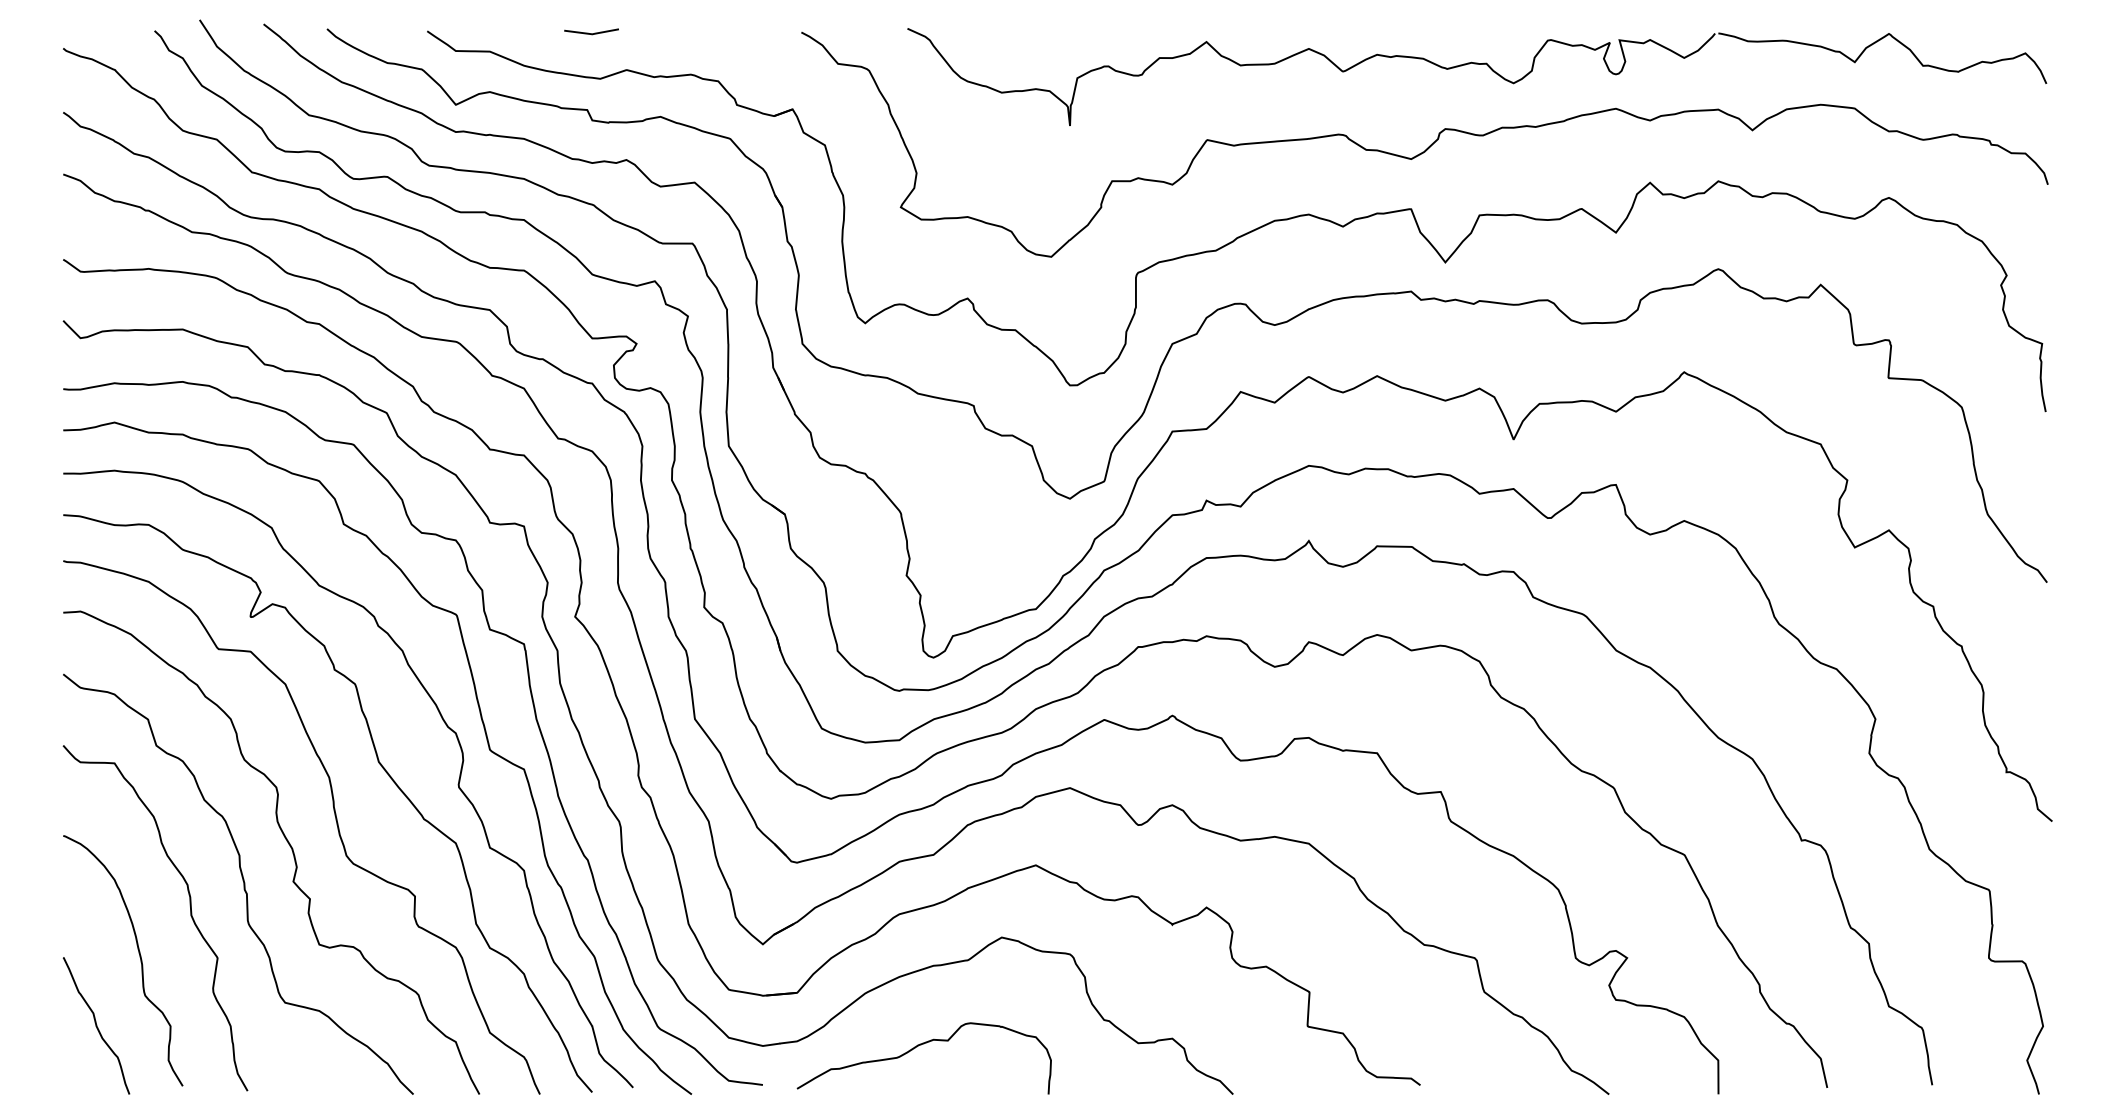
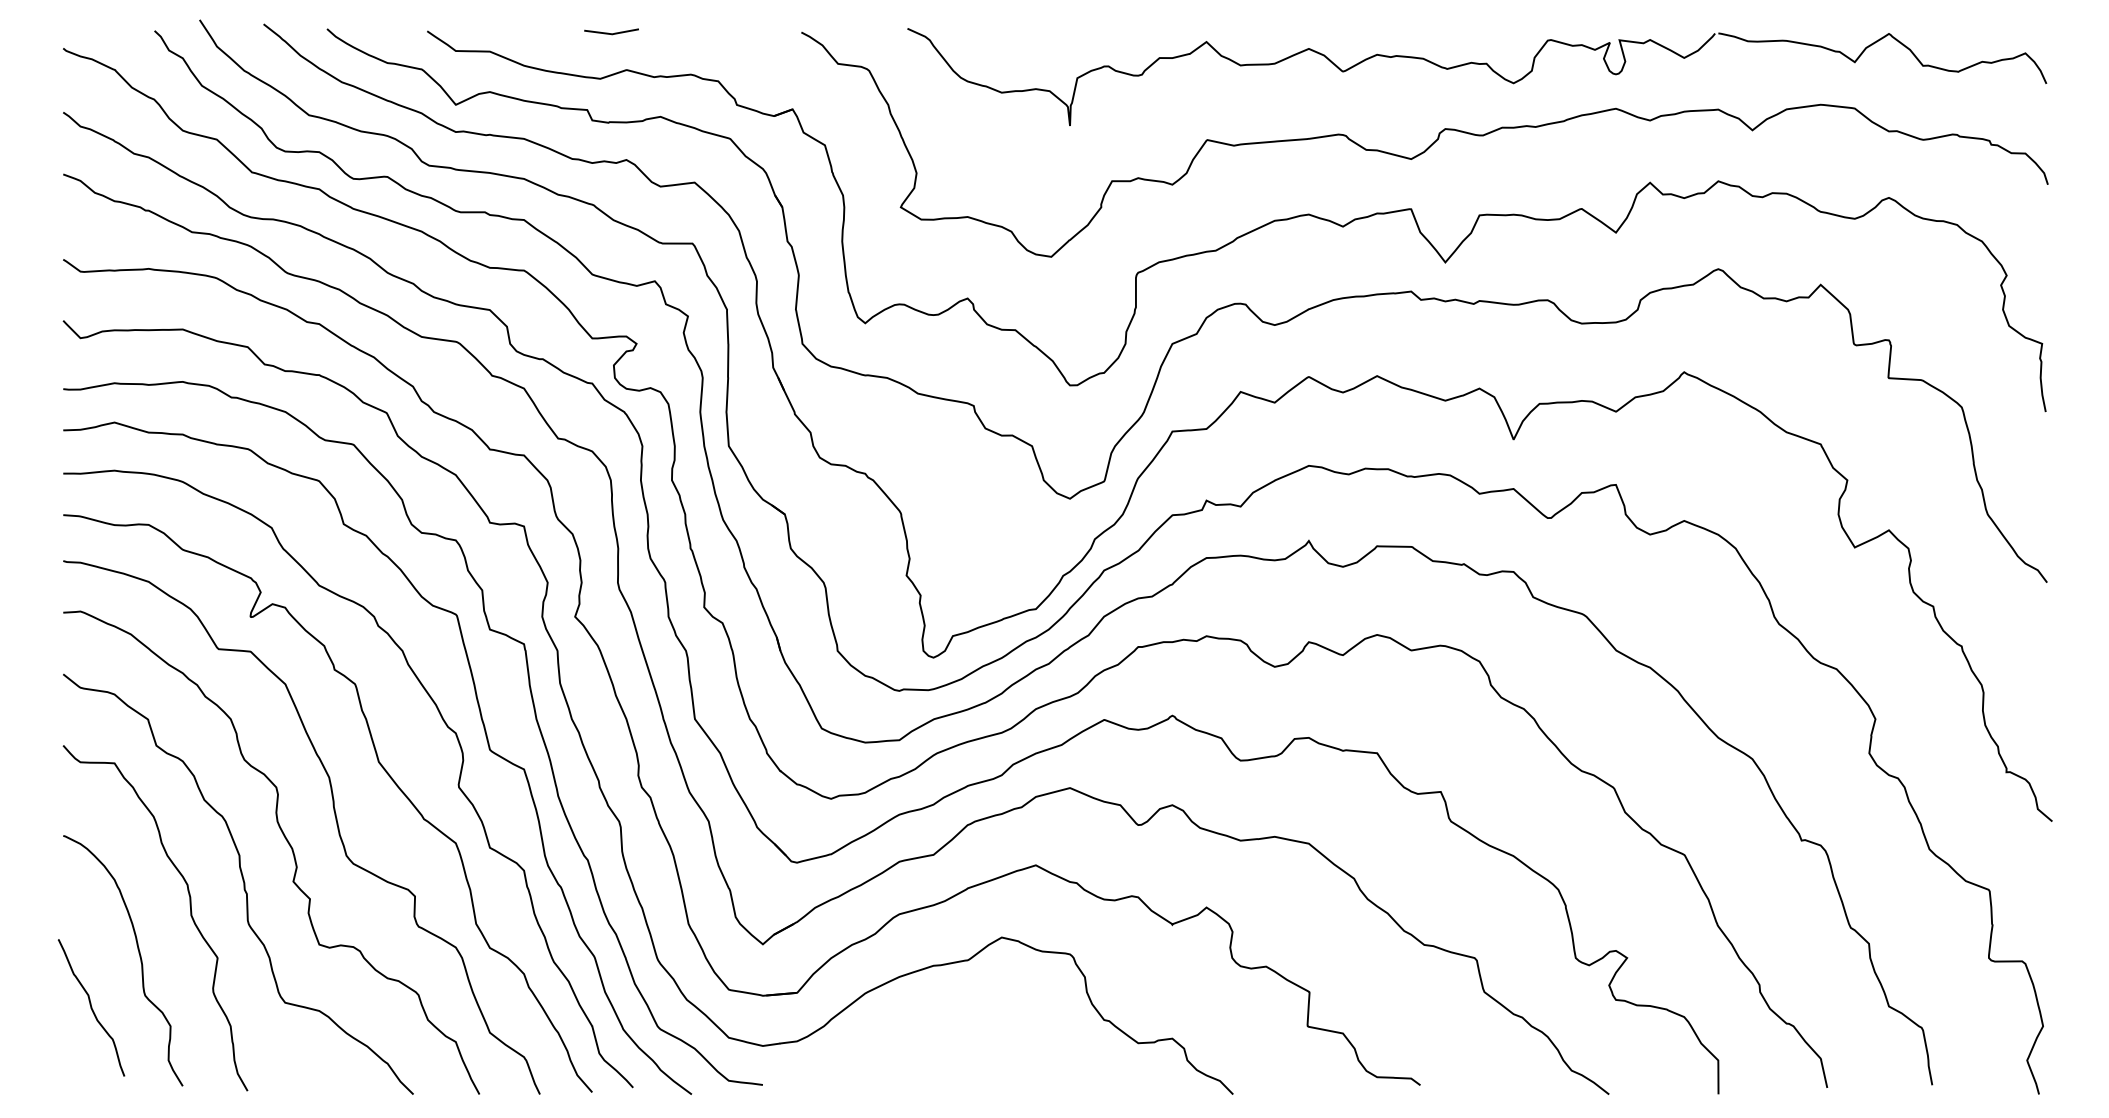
line position: (591, 33) -> (611, 33) (611, 33)
curve position: (96, 1025) -> (91, 1007) (91, 1007)
curve: present -> none (915, 1048)
